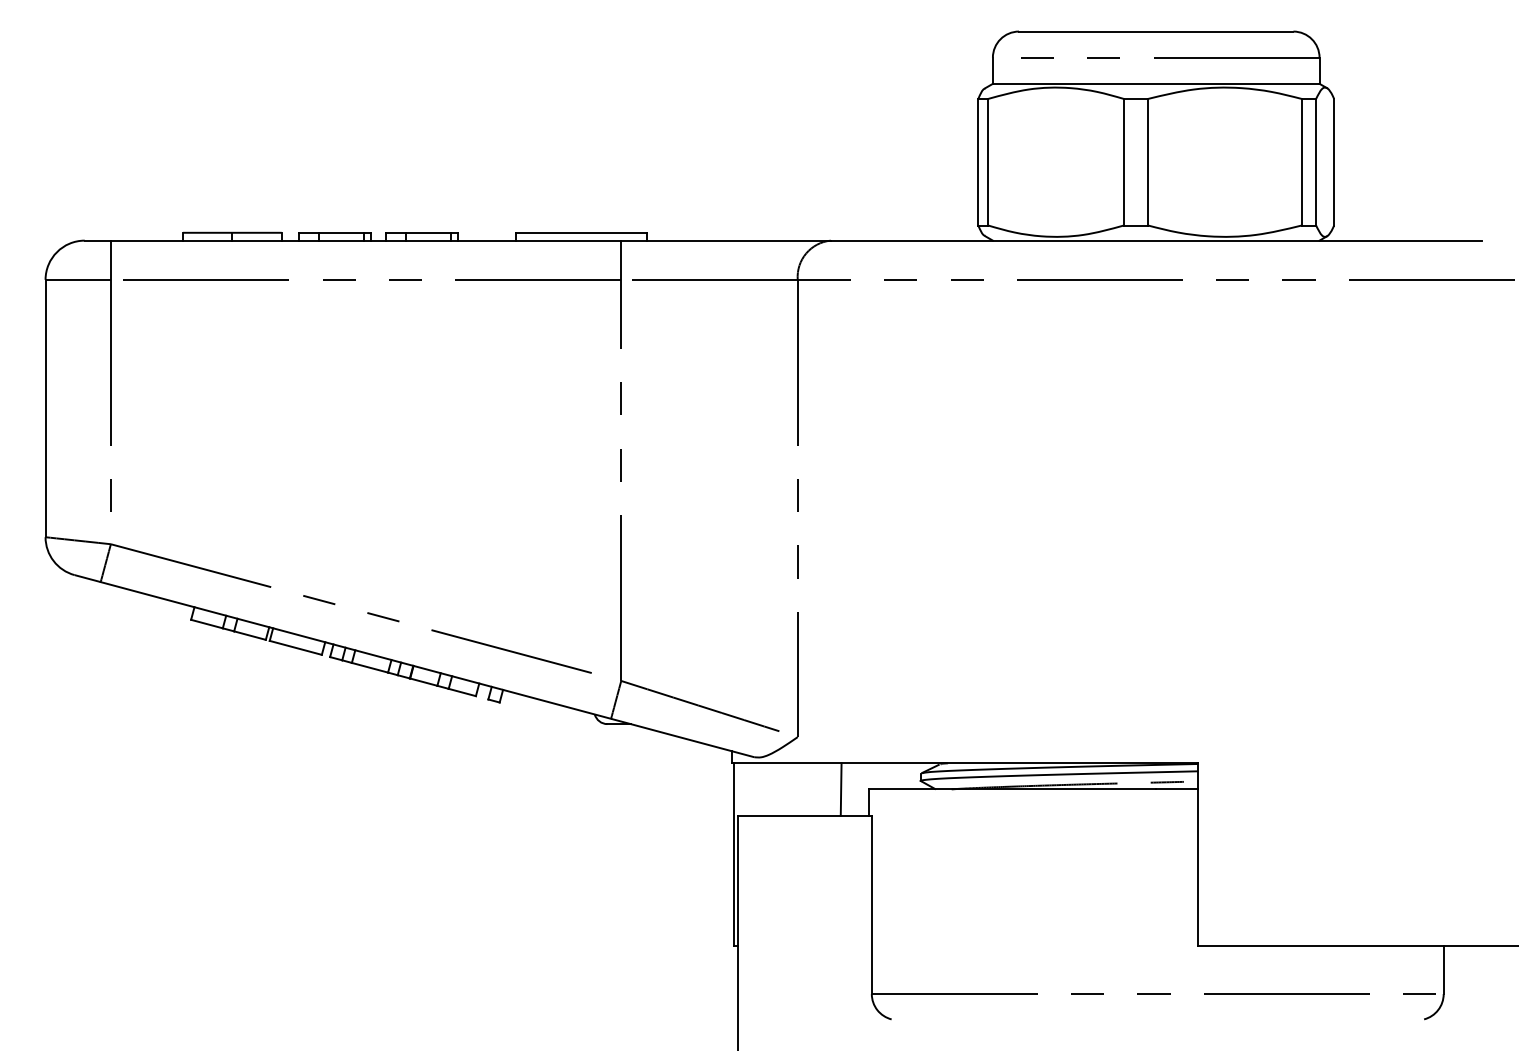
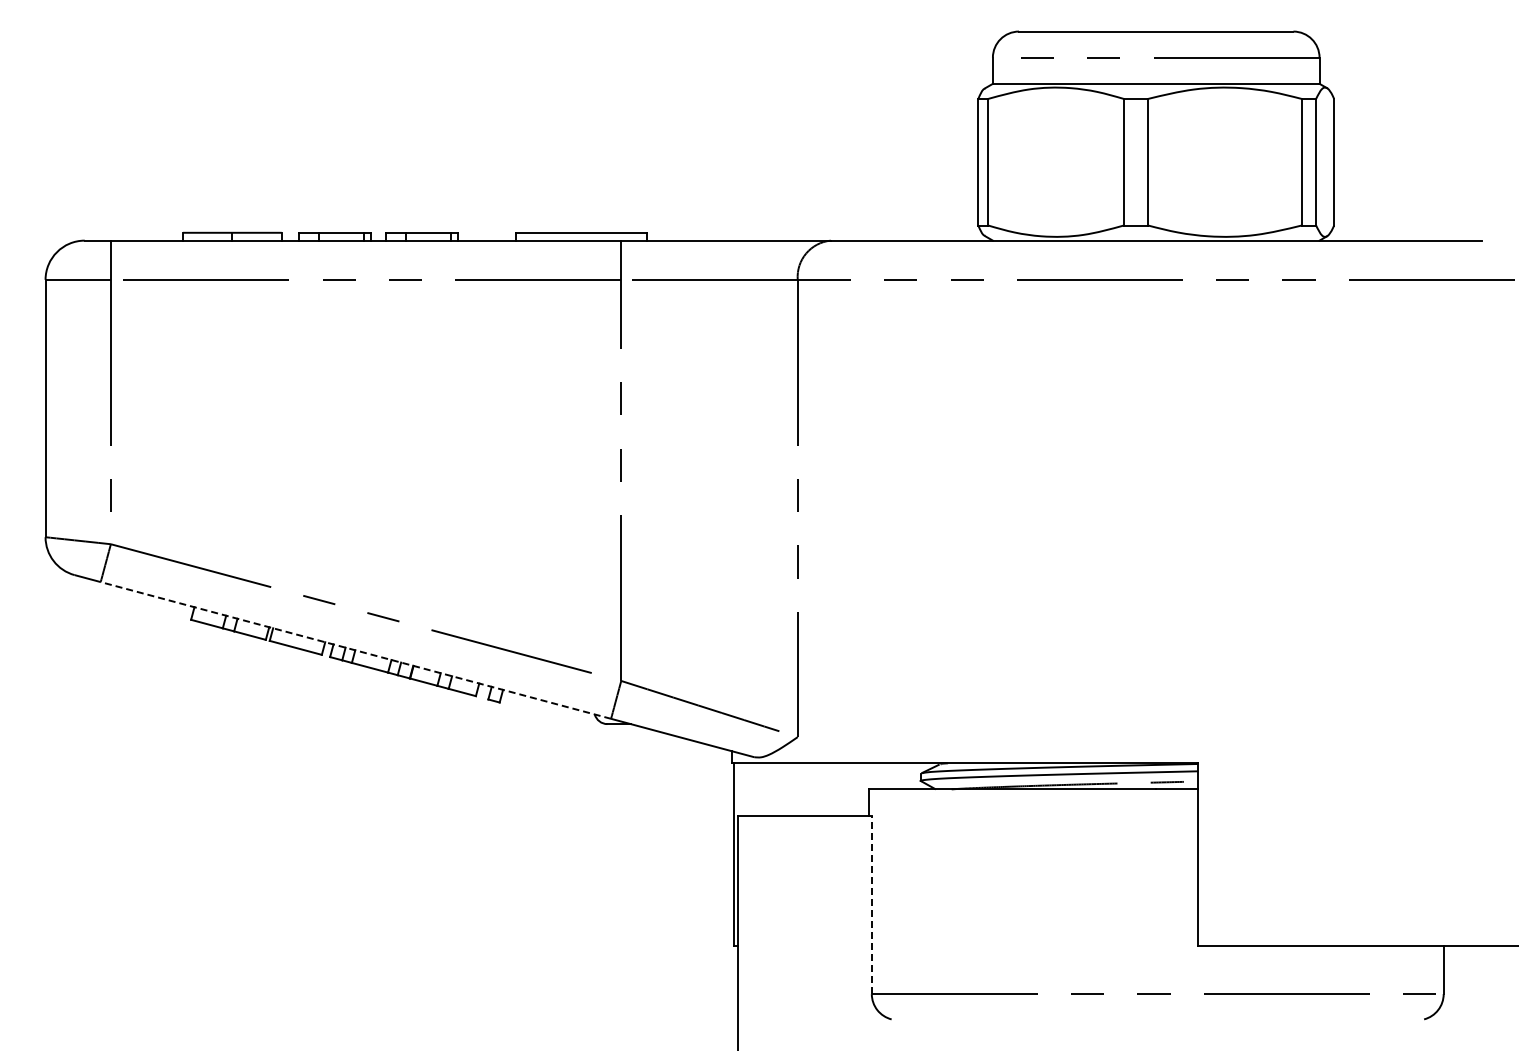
line: solid -> dashed (355, 650)
line: present -> none (840, 789)
line: solid -> dashed (871, 904)
